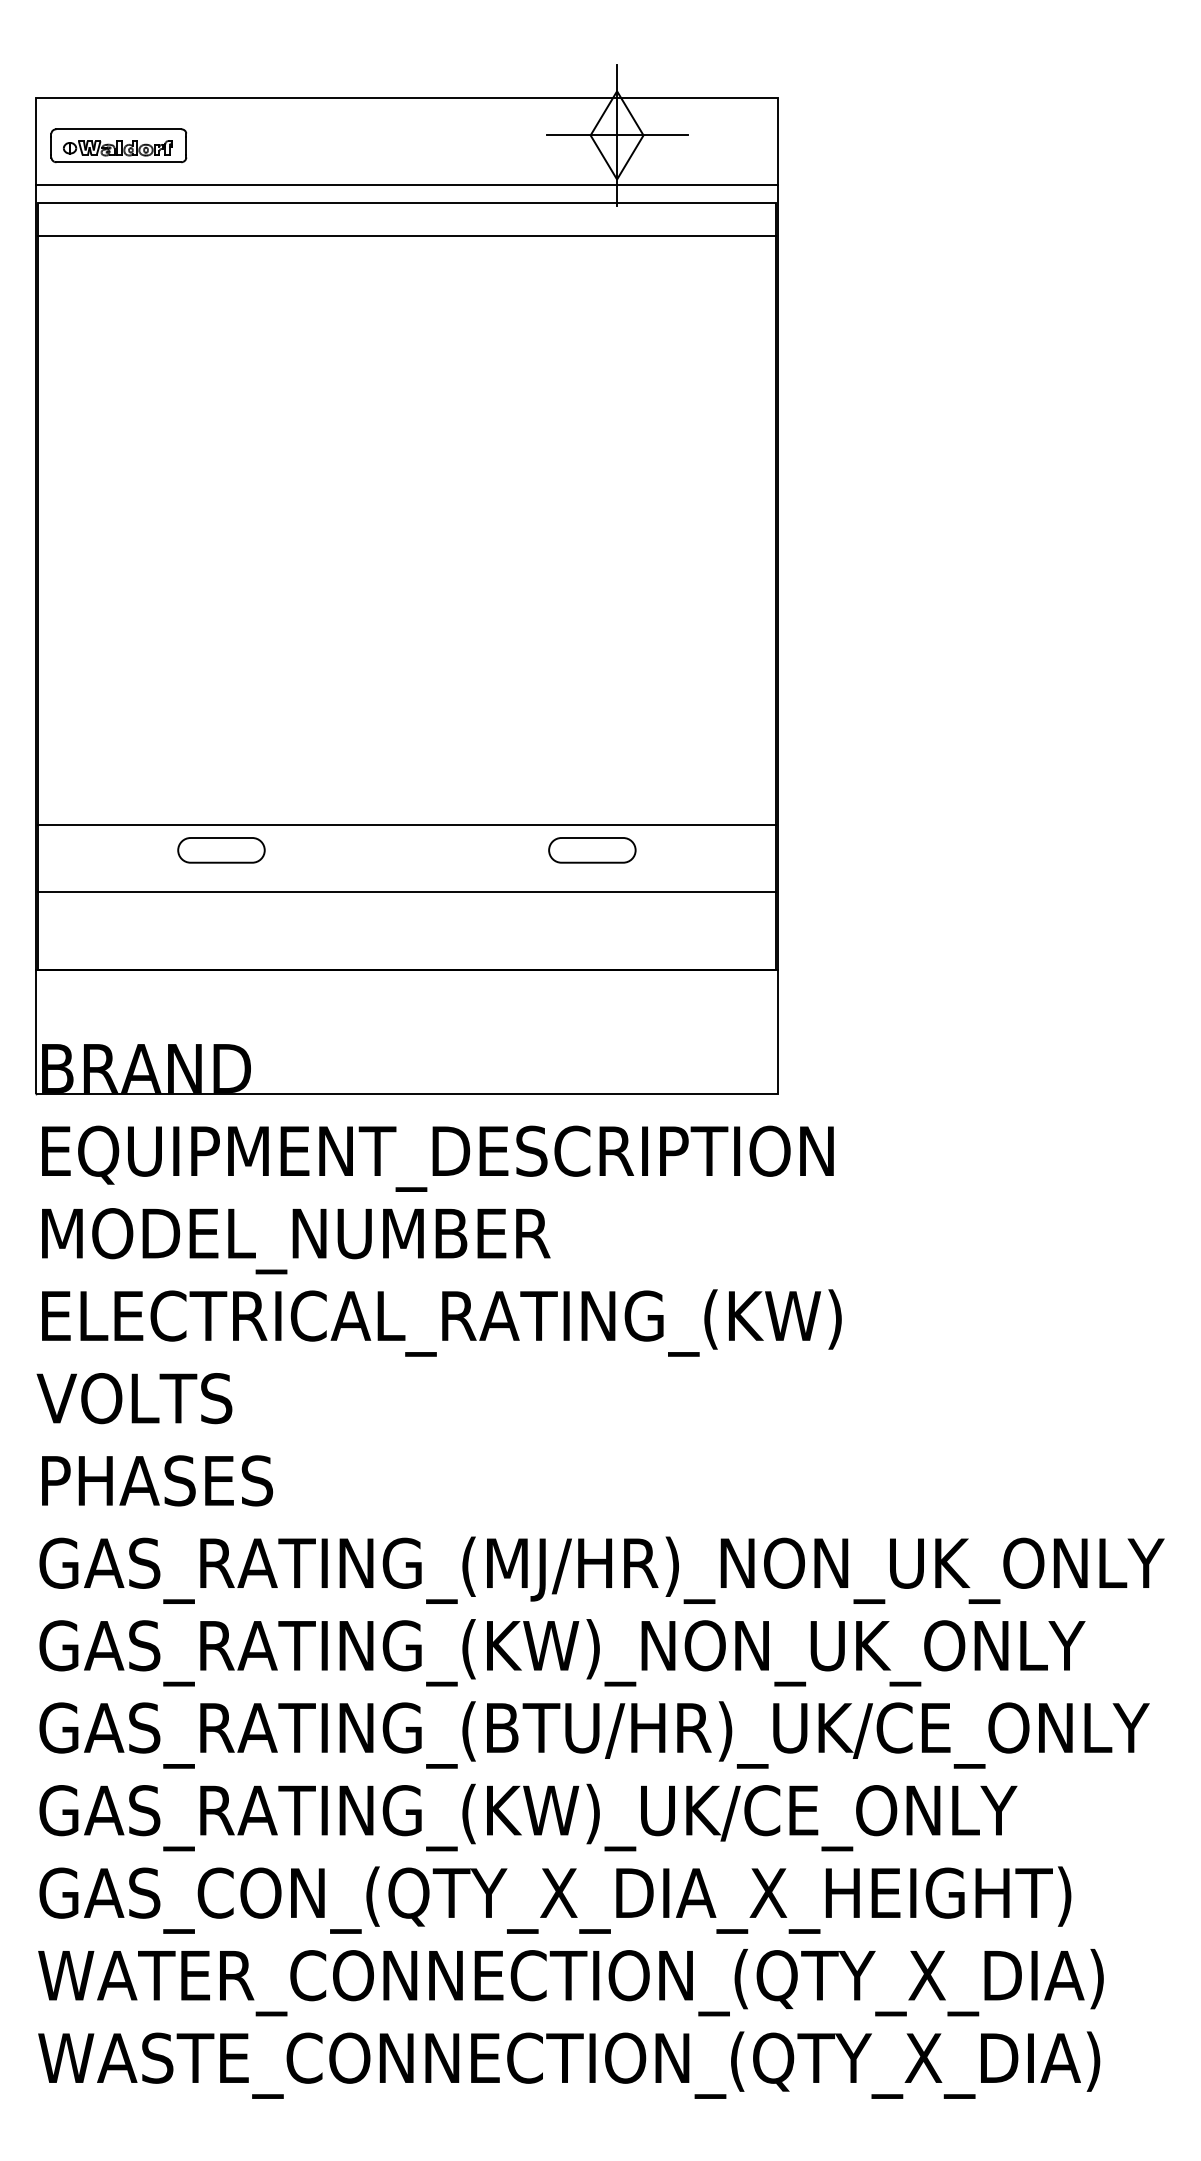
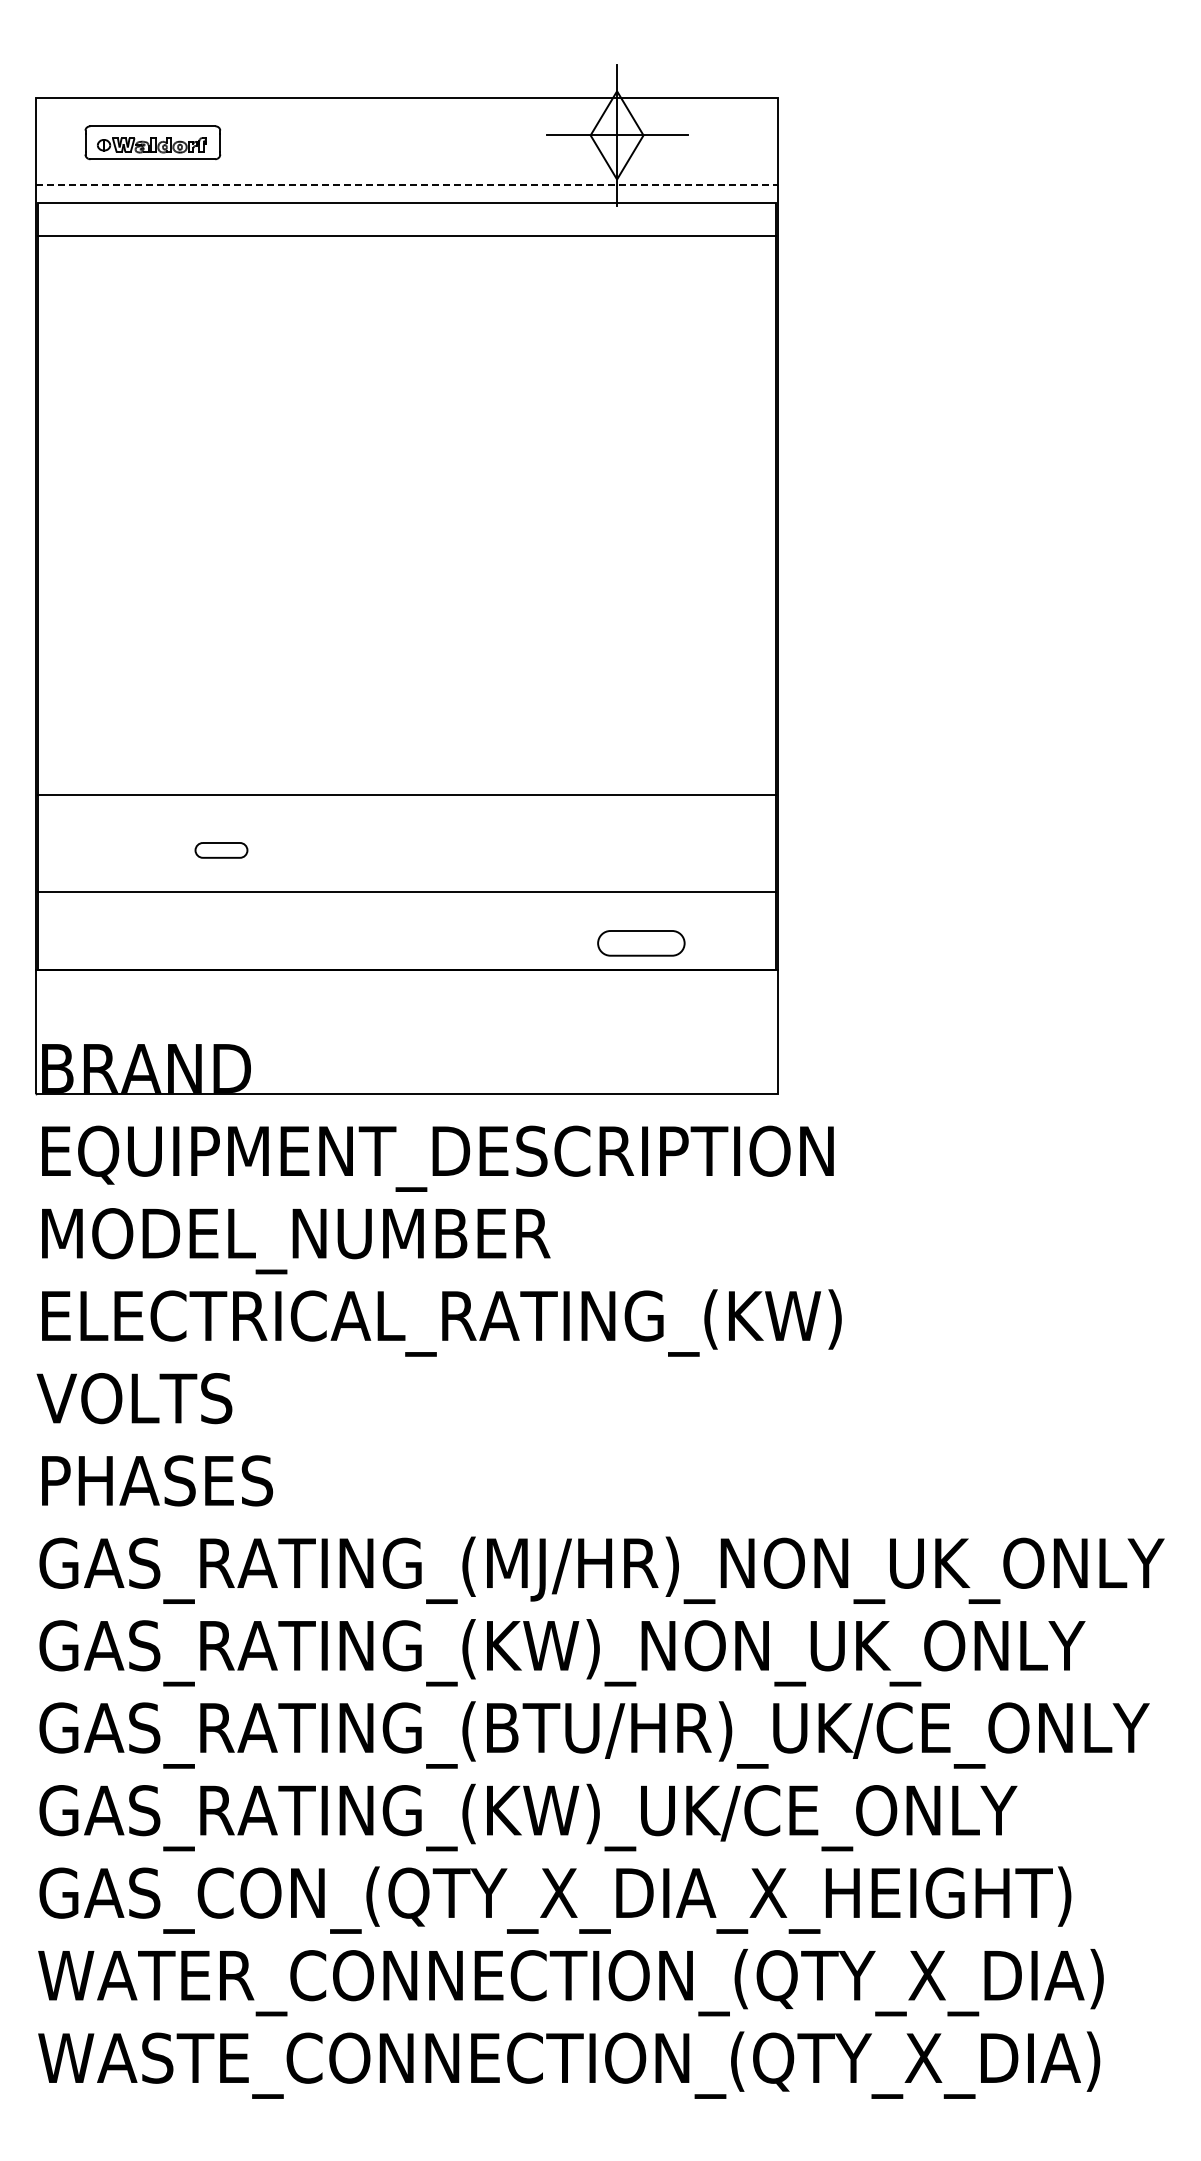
part position: (118, 145) -> (152, 142) (152, 142)
line: solid -> dashed (406, 184)
line position: (406, 824) -> (406, 794) (406, 794)
part size: 89x27 px -> 55x17 px (221, 850)
part position: (592, 850) -> (641, 943) (641, 943)
